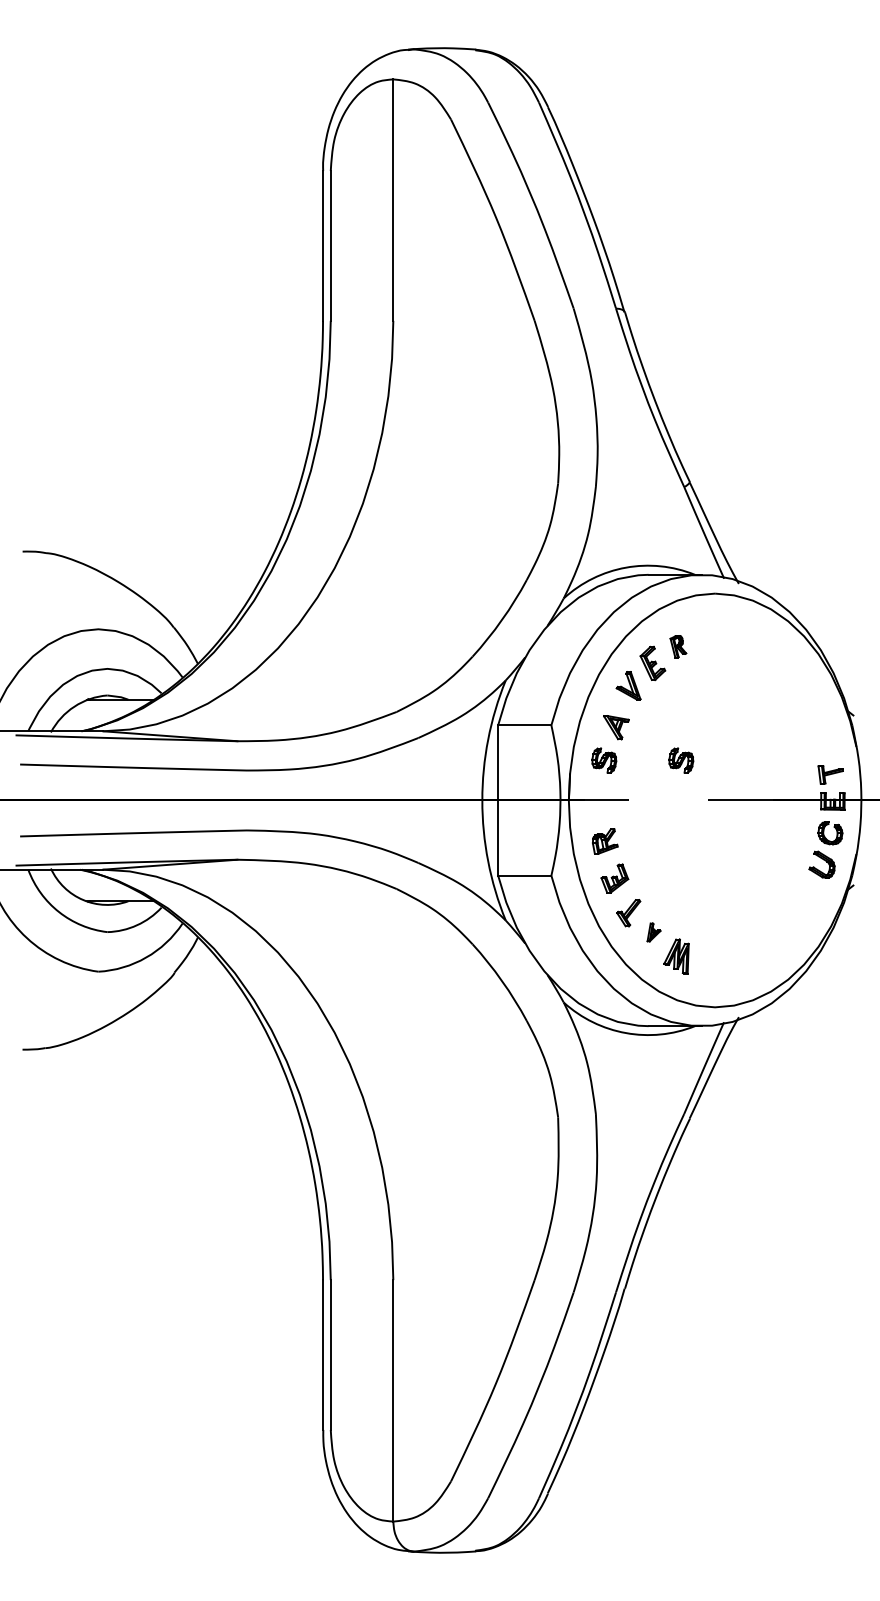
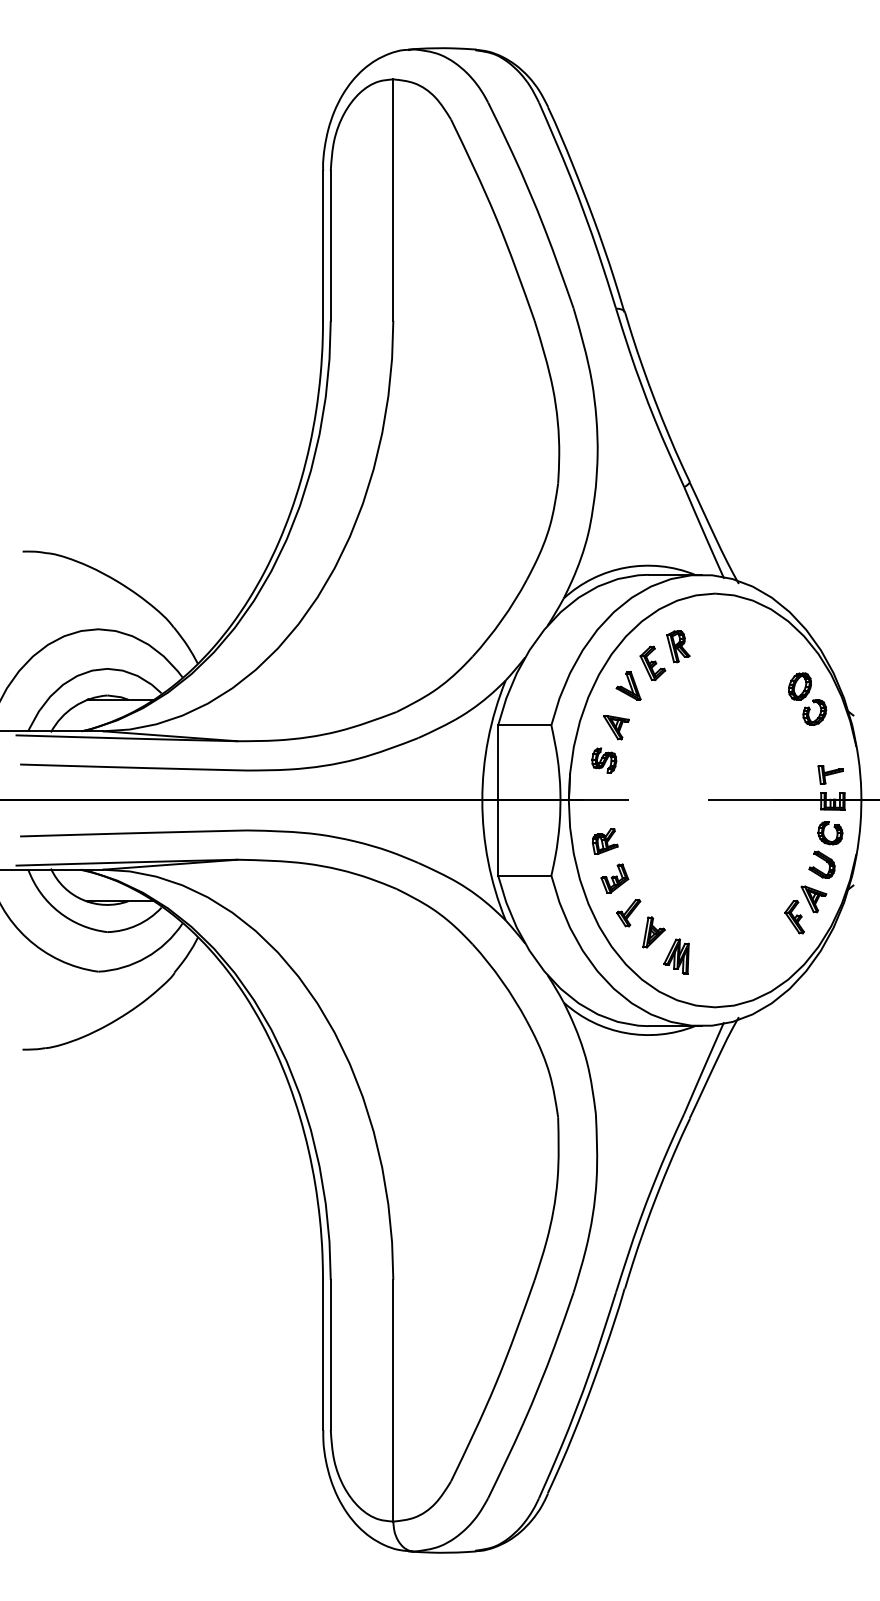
part size: 19x24 px -> 25x34 px (678, 646)
part: none -> present (807, 698)
part: present -> none (681, 760)
part: none -> present (805, 909)
part size: 16x21 px -> 24x33 px (653, 932)
